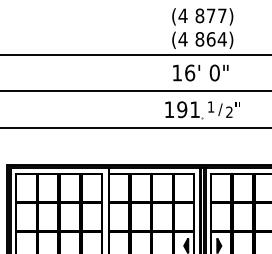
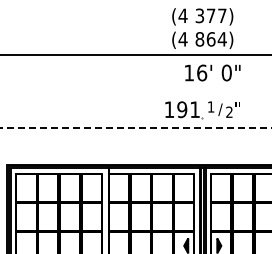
text: 877) -> 377) (199, 15)
text position: (200, 72) -> (212, 72) (212, 72)
line: present -> none (135, 91)
line: solid -> dashed (136, 128)
